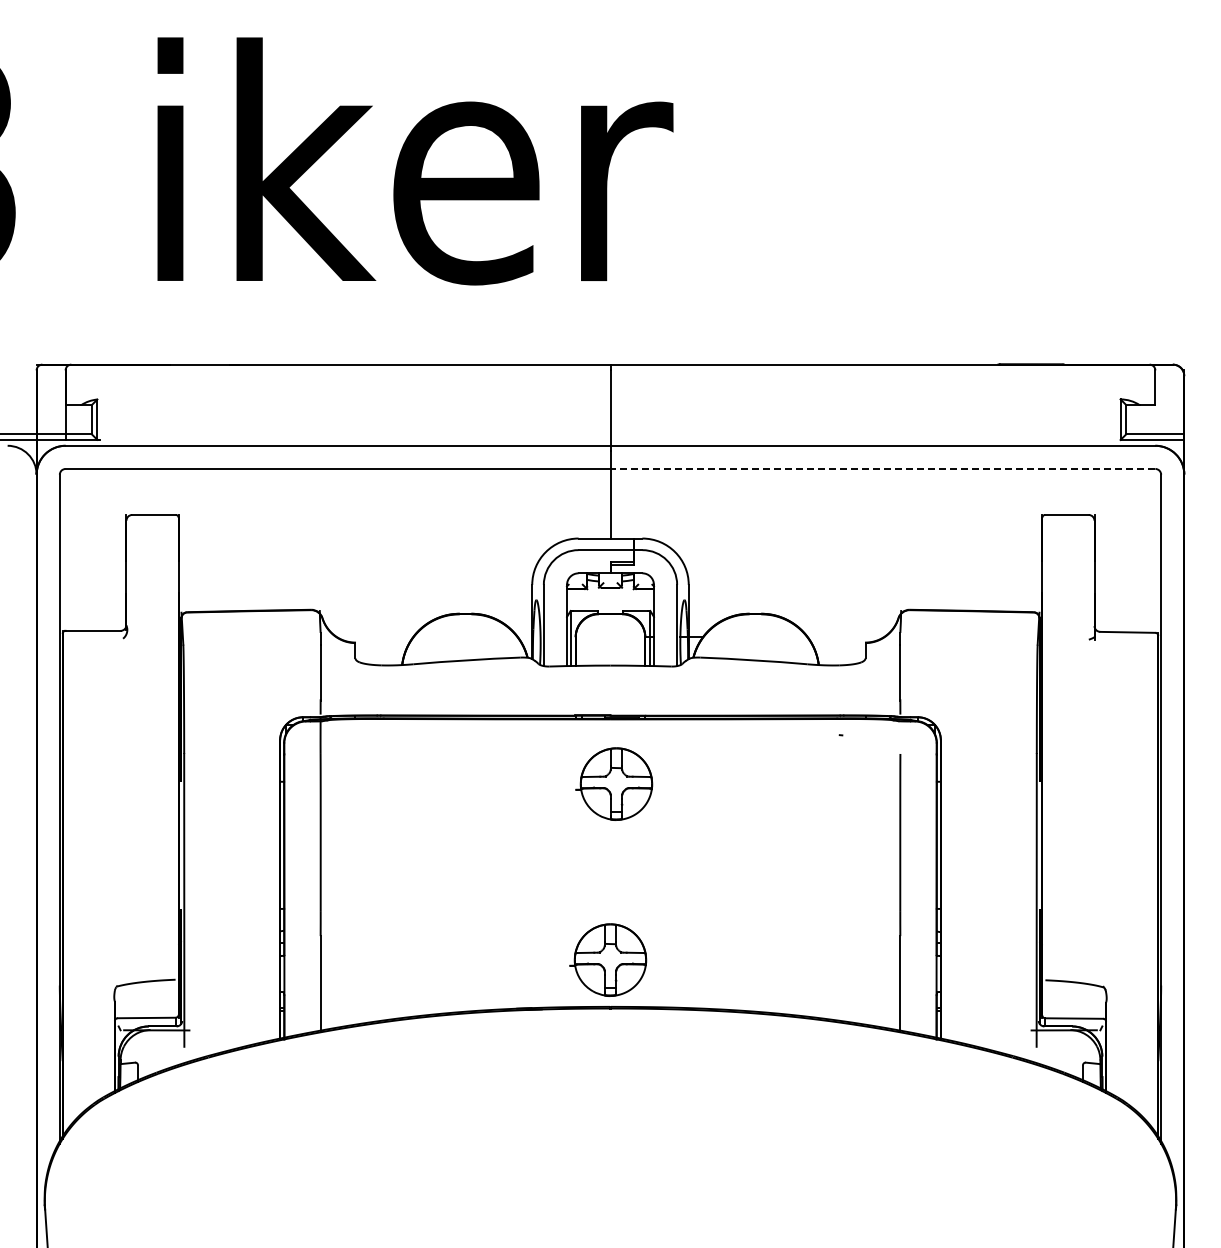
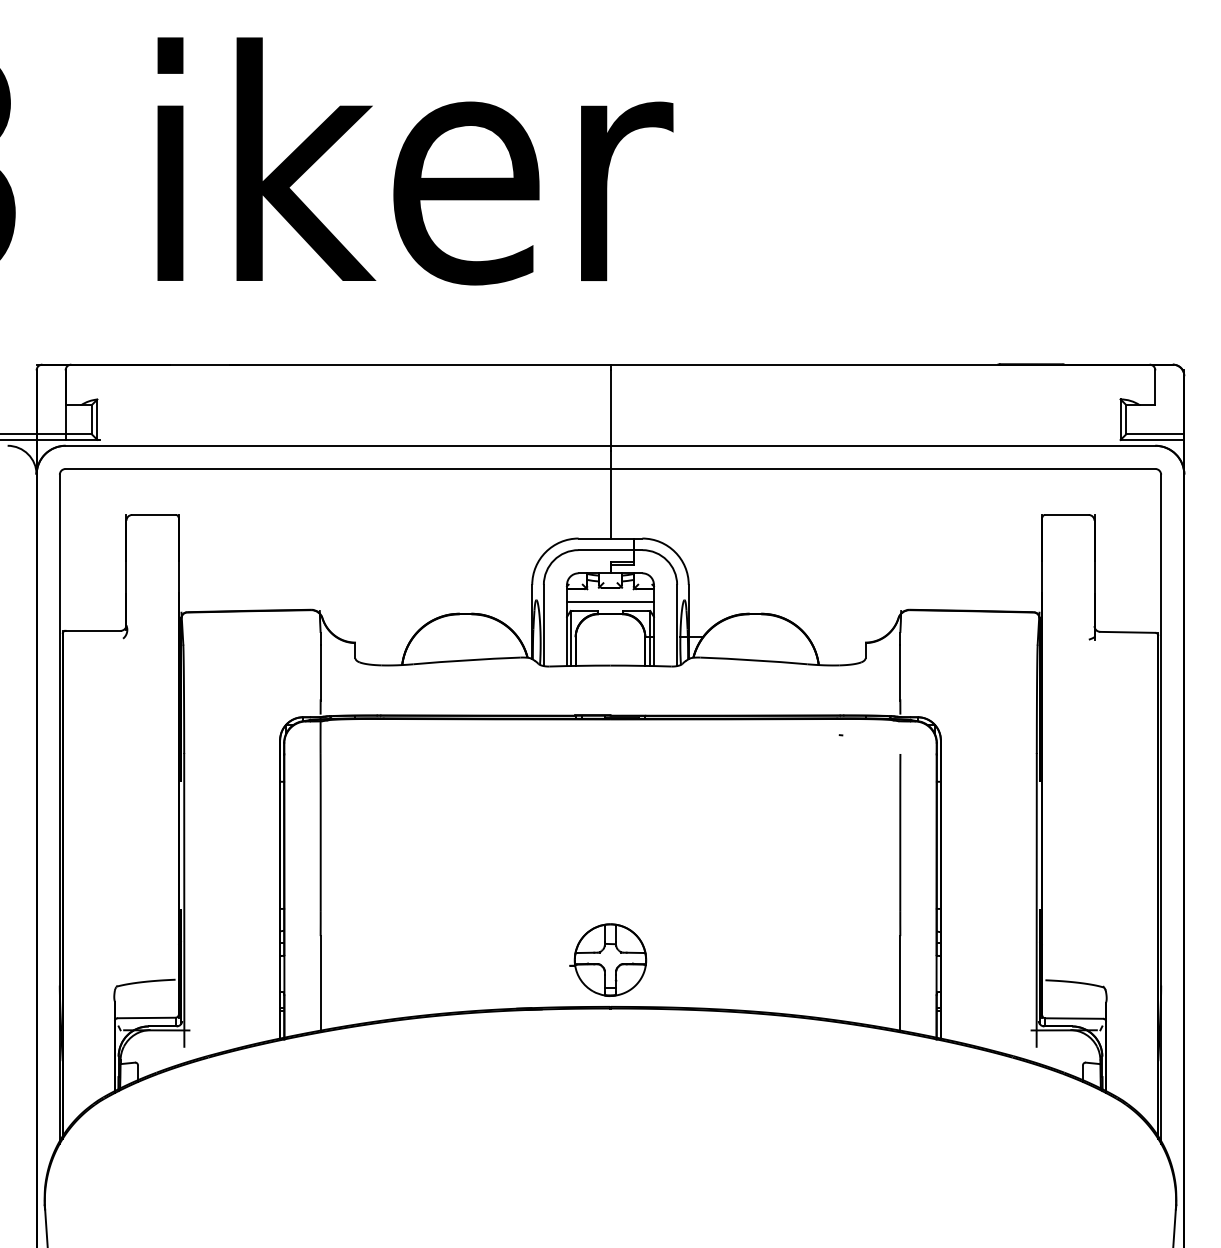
line: dashed -> solid (882, 468)
line: none -> present (610, 602)
part: present -> none (614, 783)
